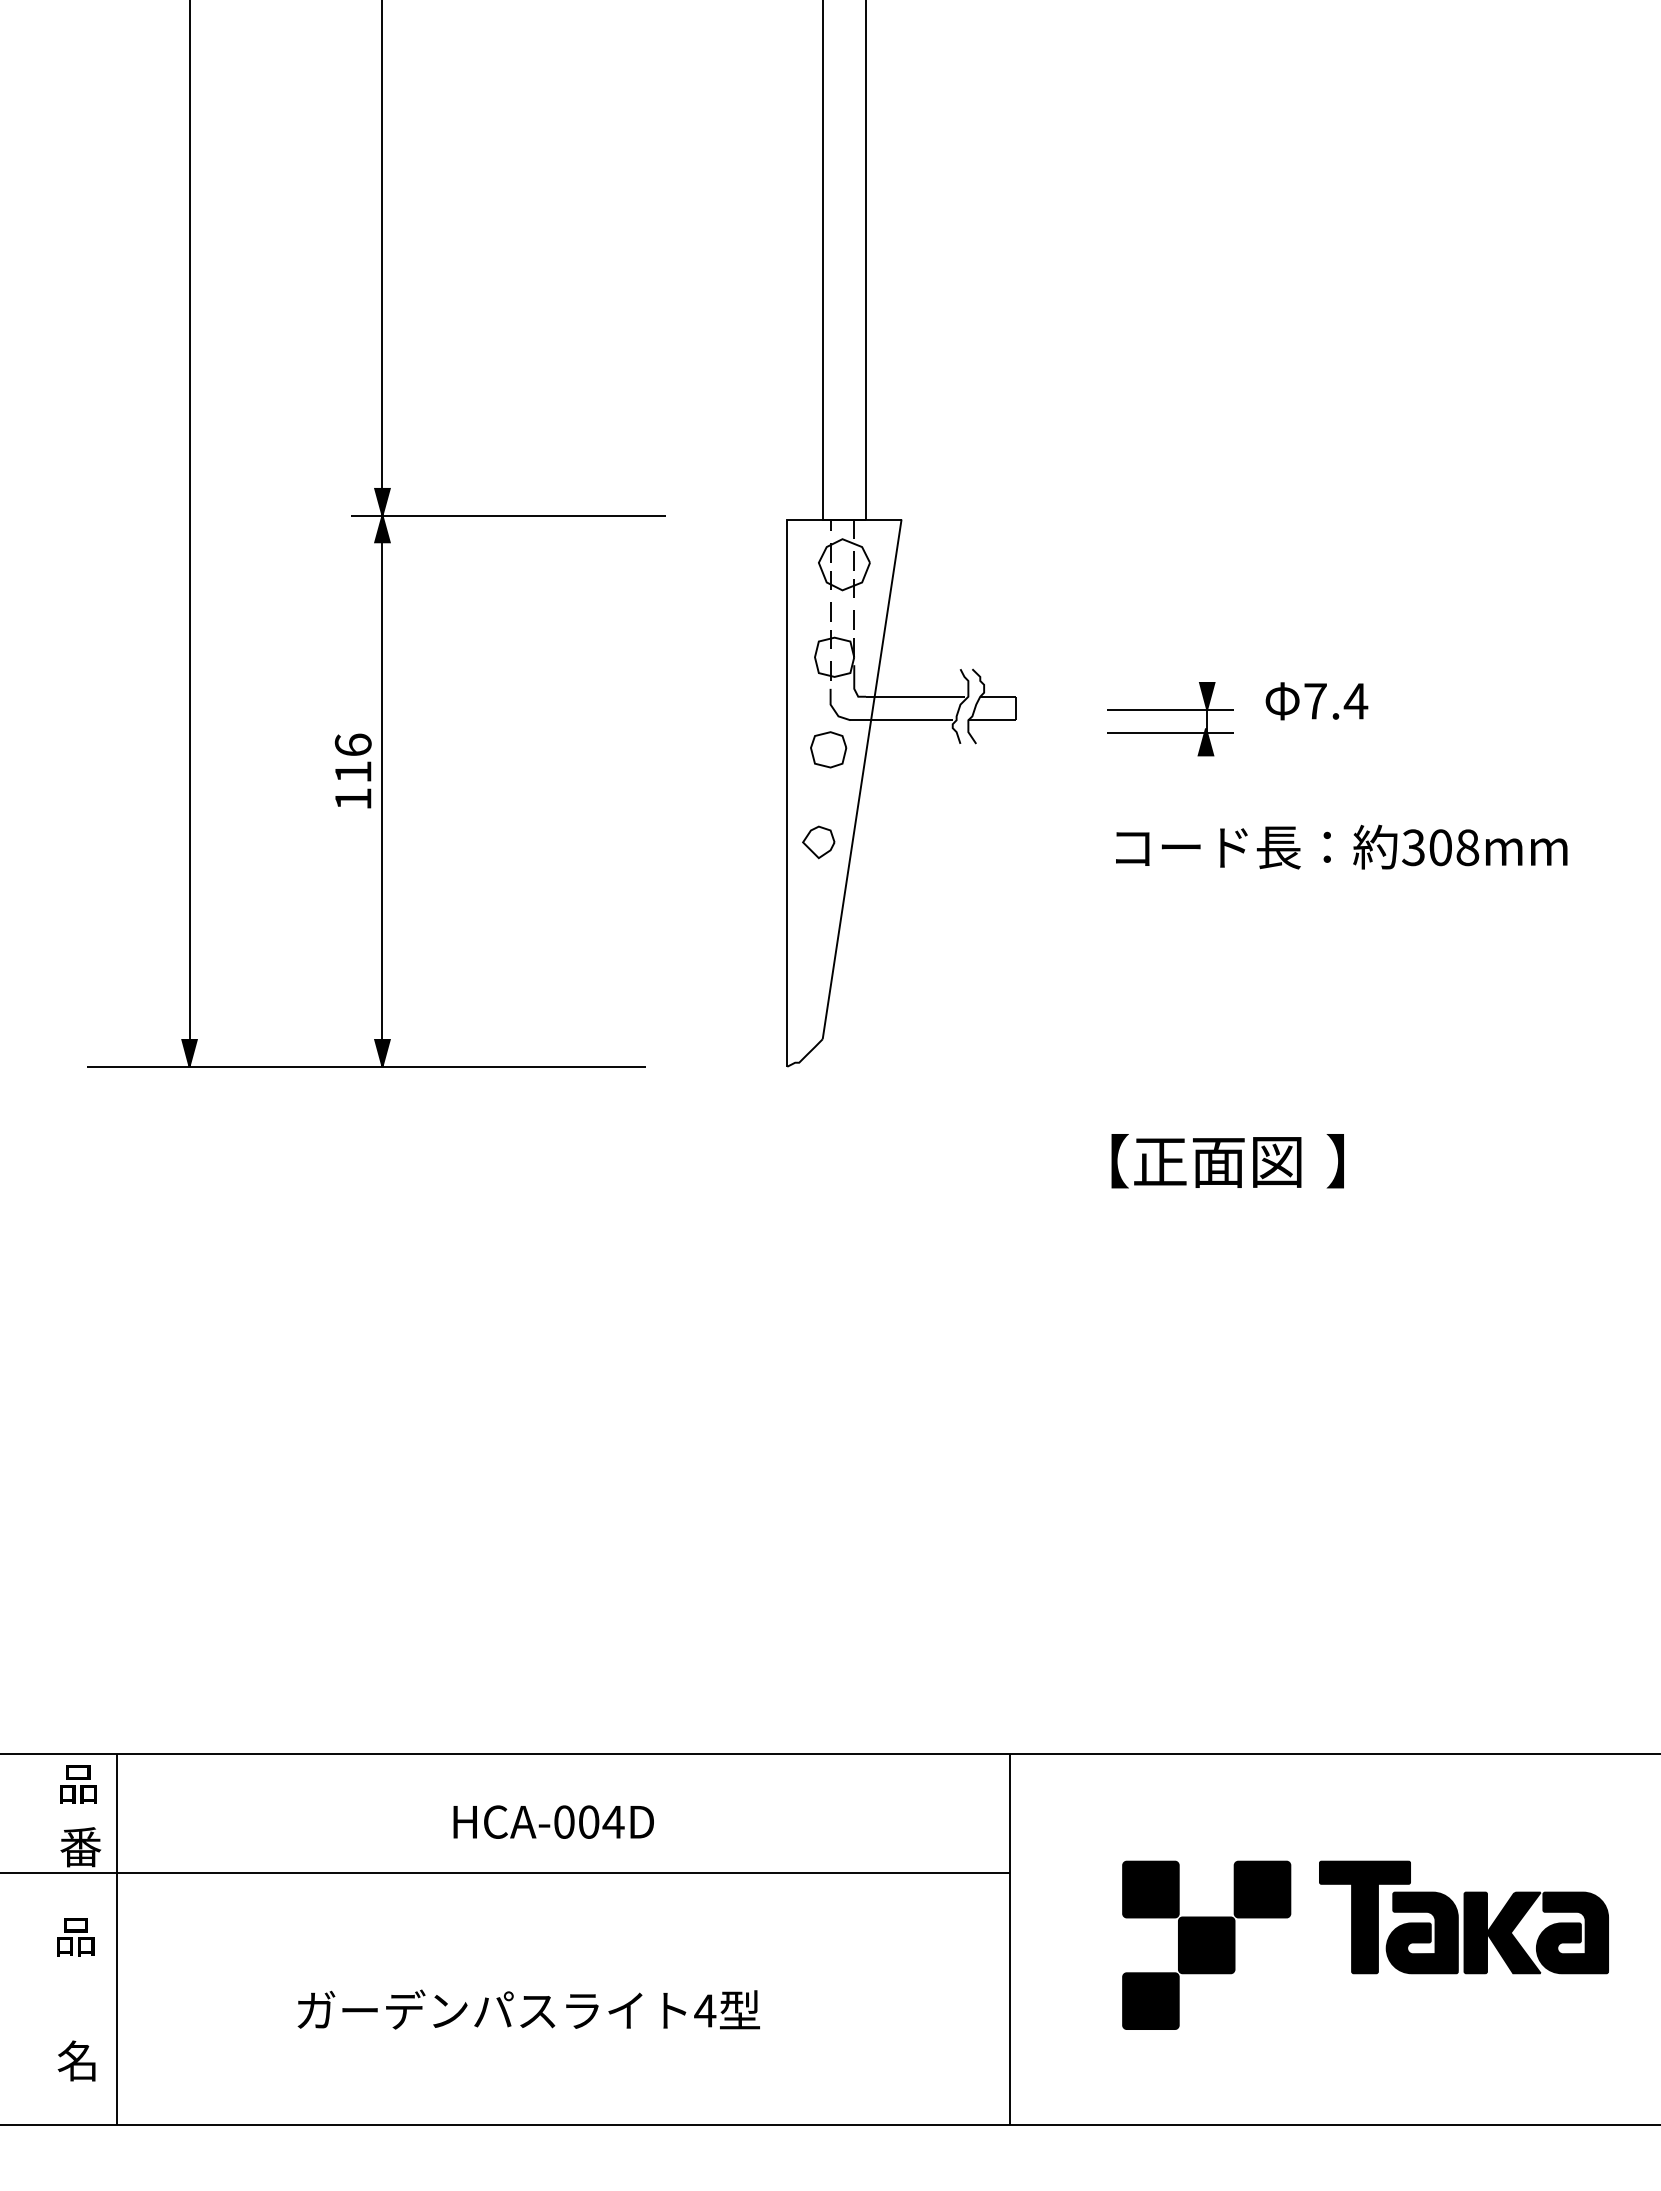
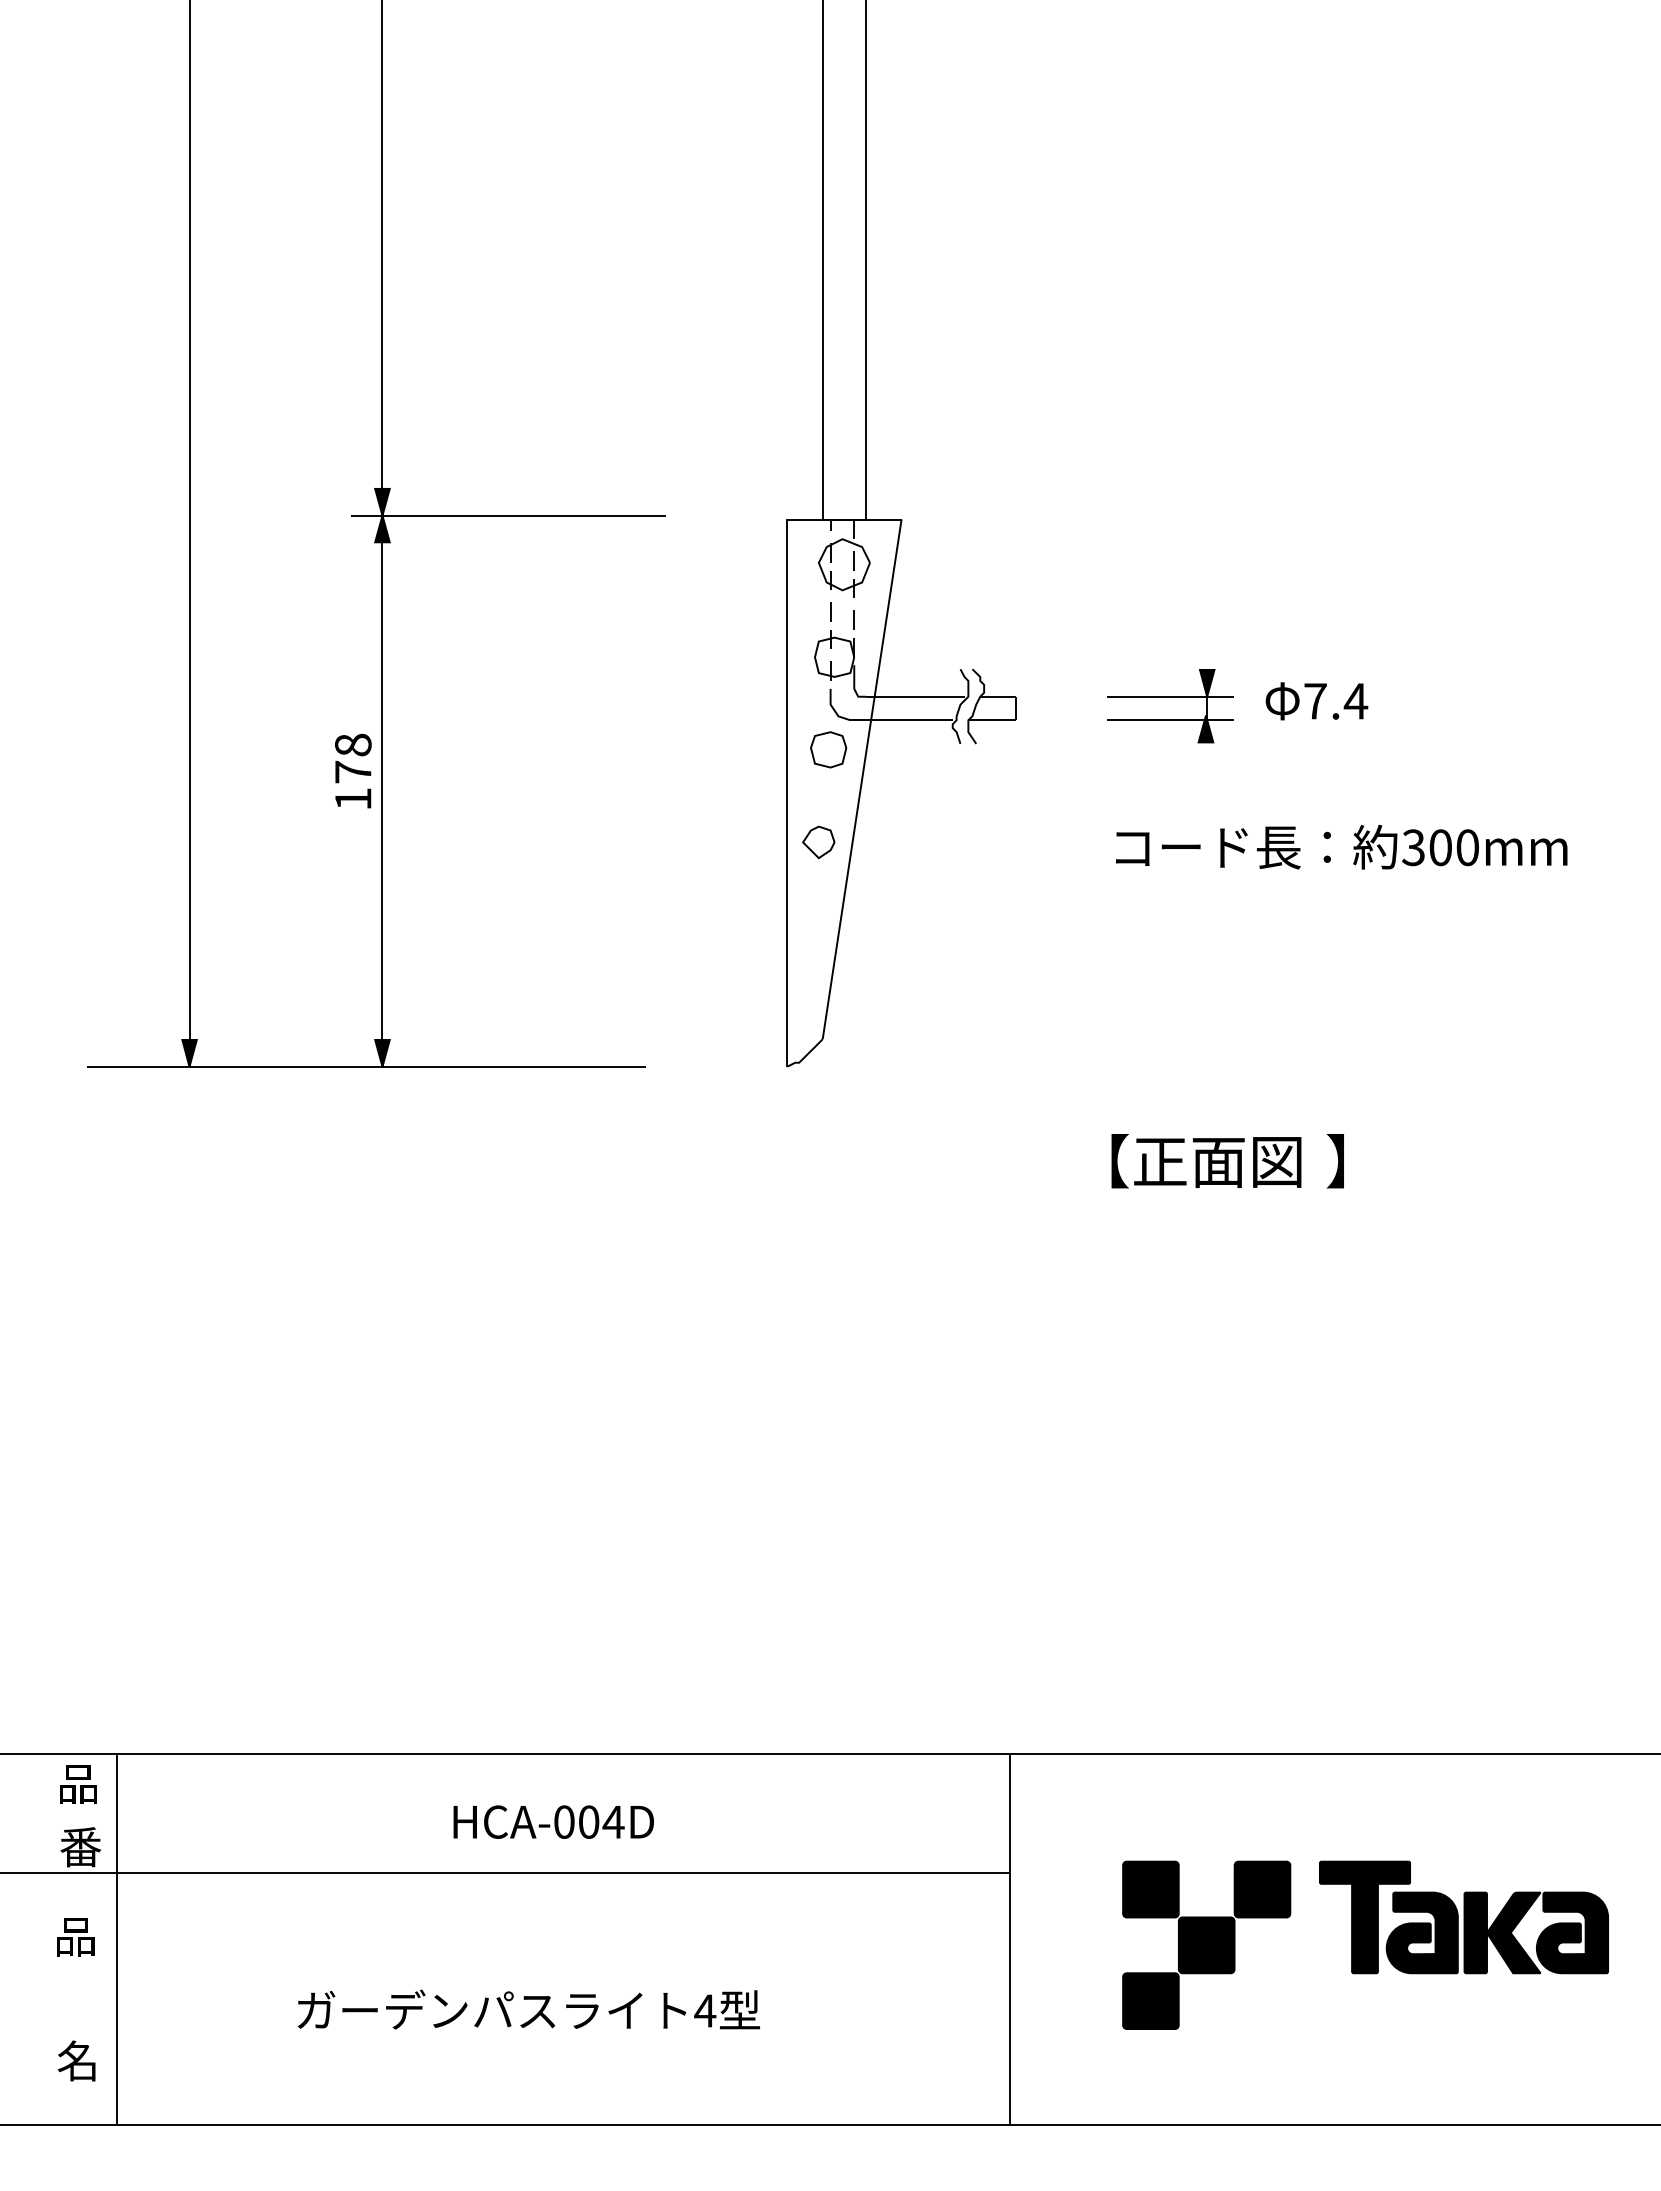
part position: (1170, 710) -> (1170, 697) (1170, 697)
text: 116 -> 178 (352, 758)
text: 308mm -> 300mm (1467, 847)
